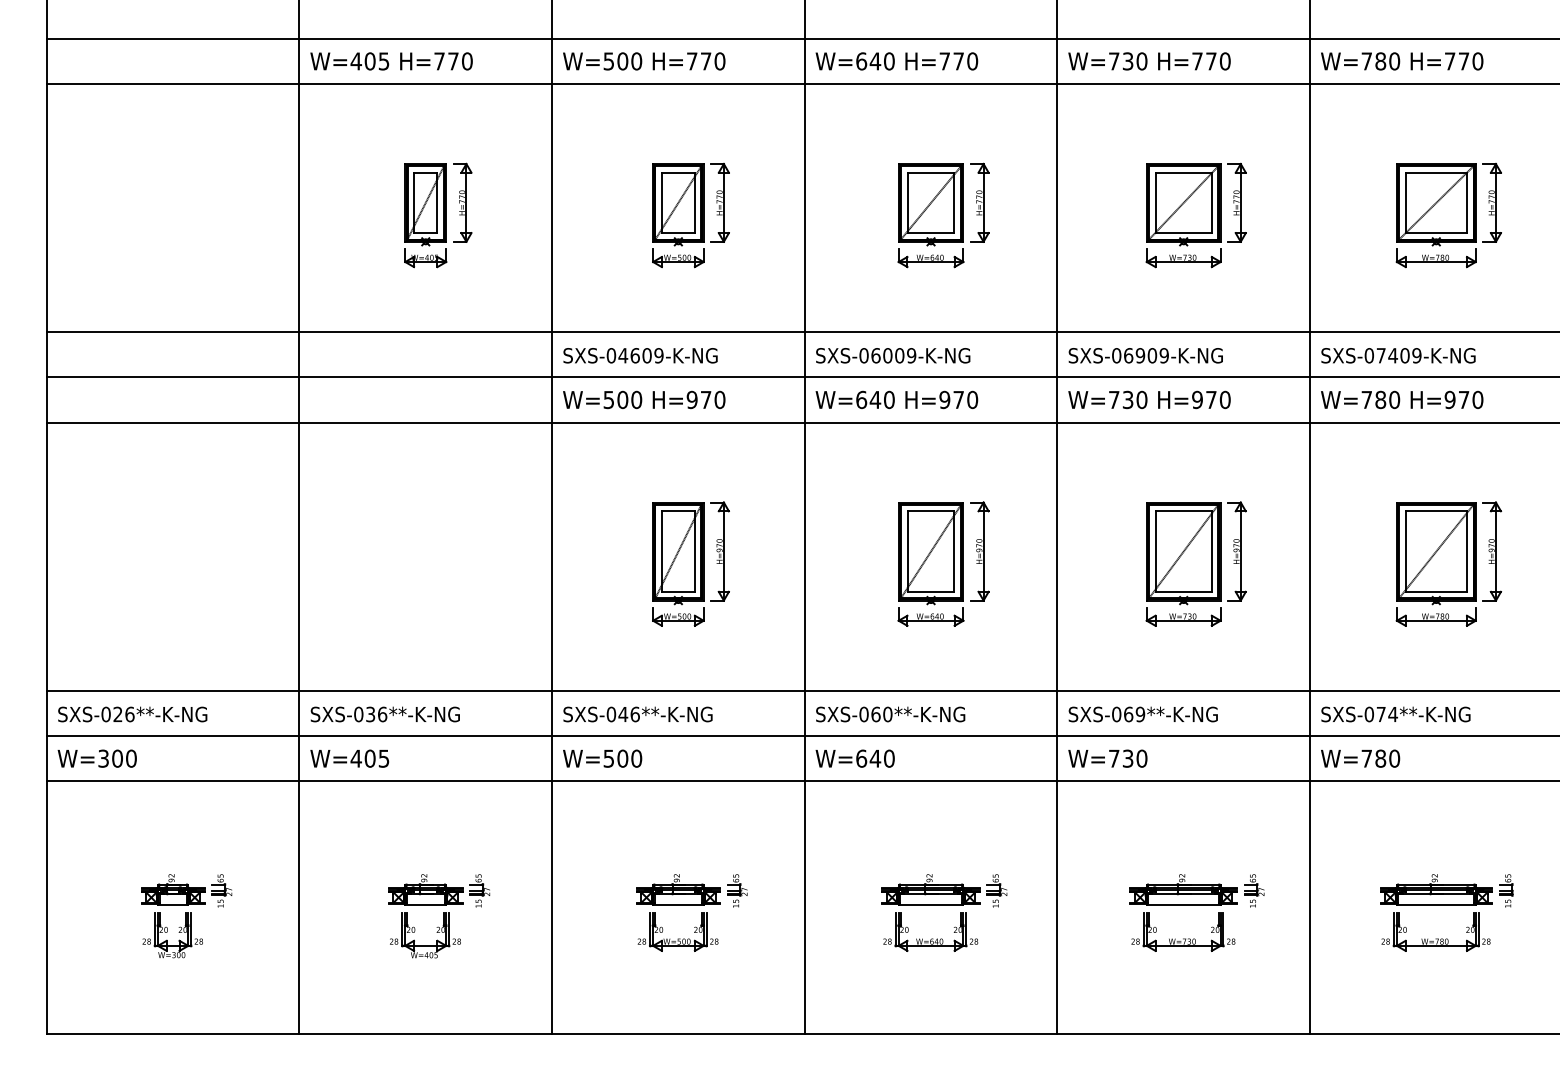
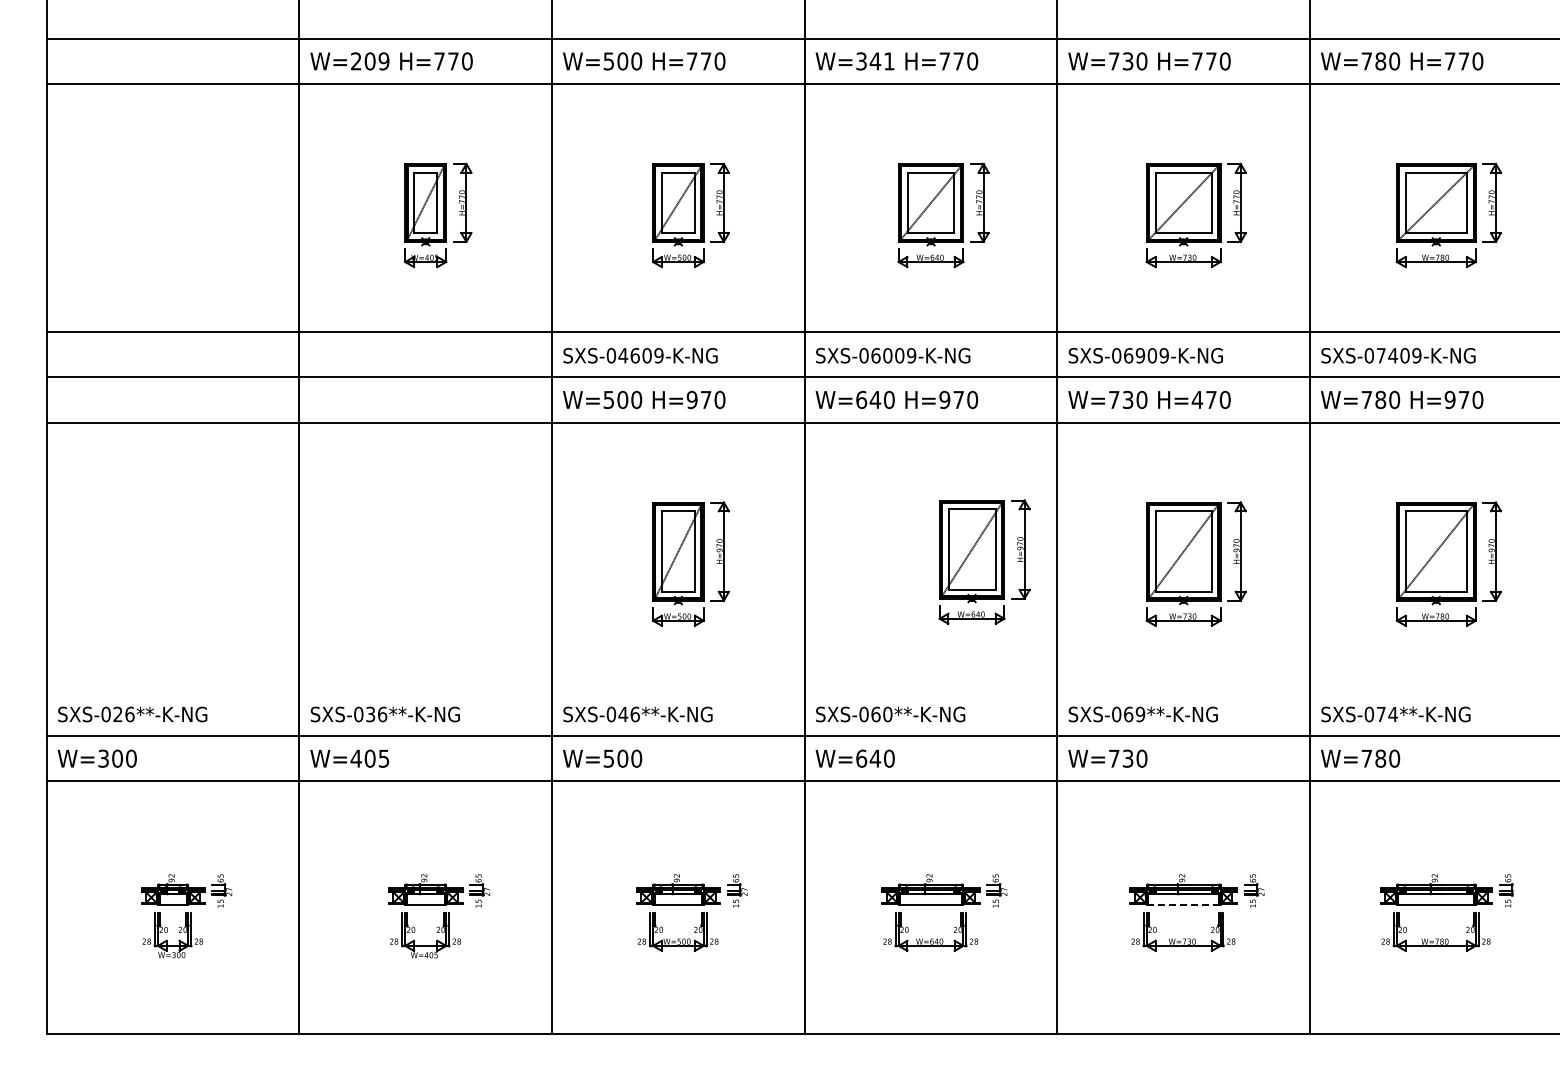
text: W=405 -> W=209 (369, 61)
text: W=640 -> W=341 (875, 61)
text: H=970 -> H=470 (1197, 399)
part position: (943, 563) -> (984, 561) (984, 561)
line: present -> none (801, 690)
line: solid -> dashed (1183, 905)
